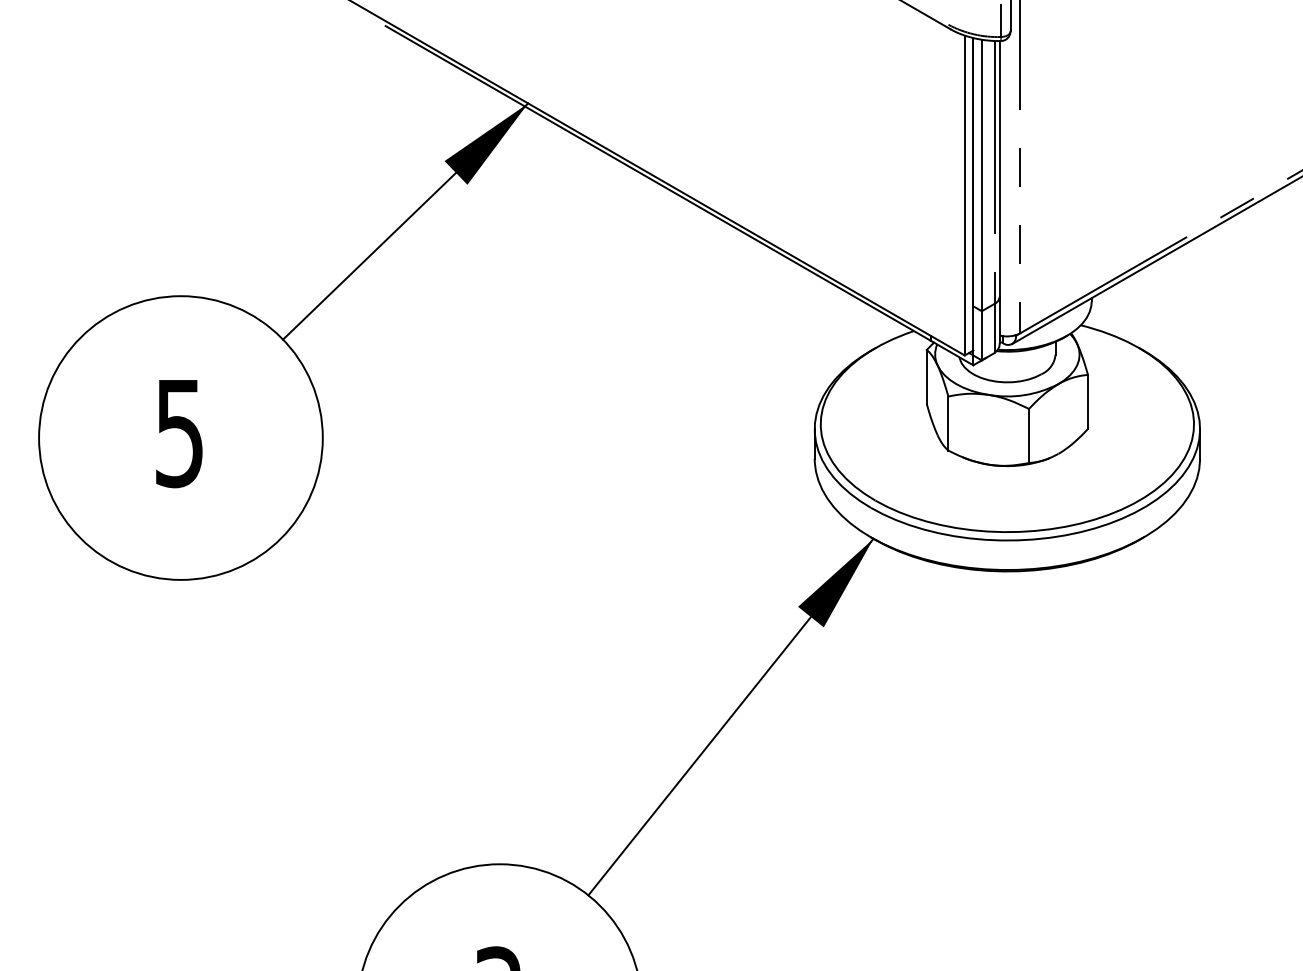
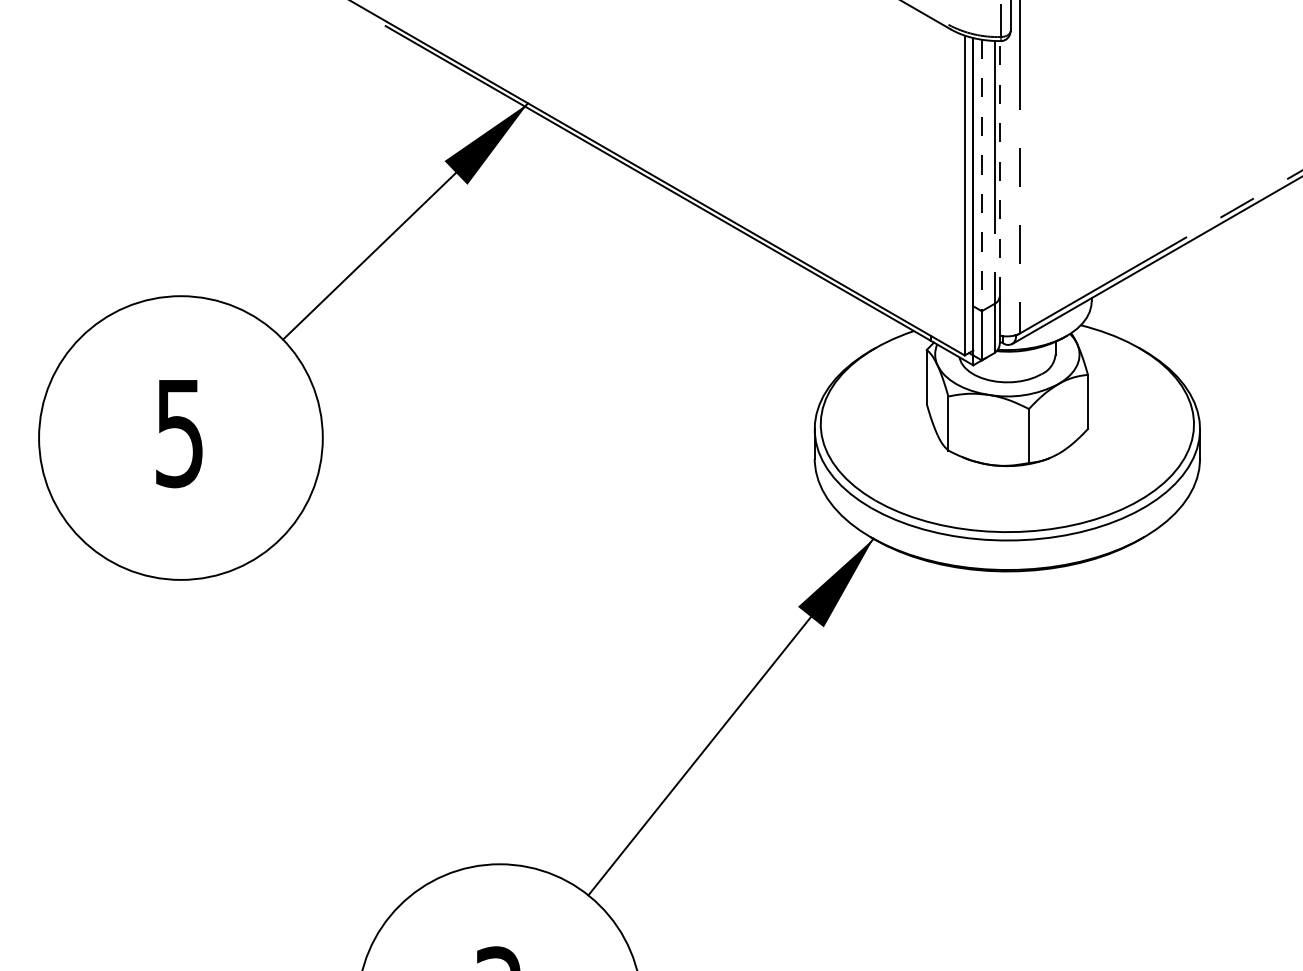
line: solid -> dashed (999, 168)
line: solid -> dashed (981, 175)
